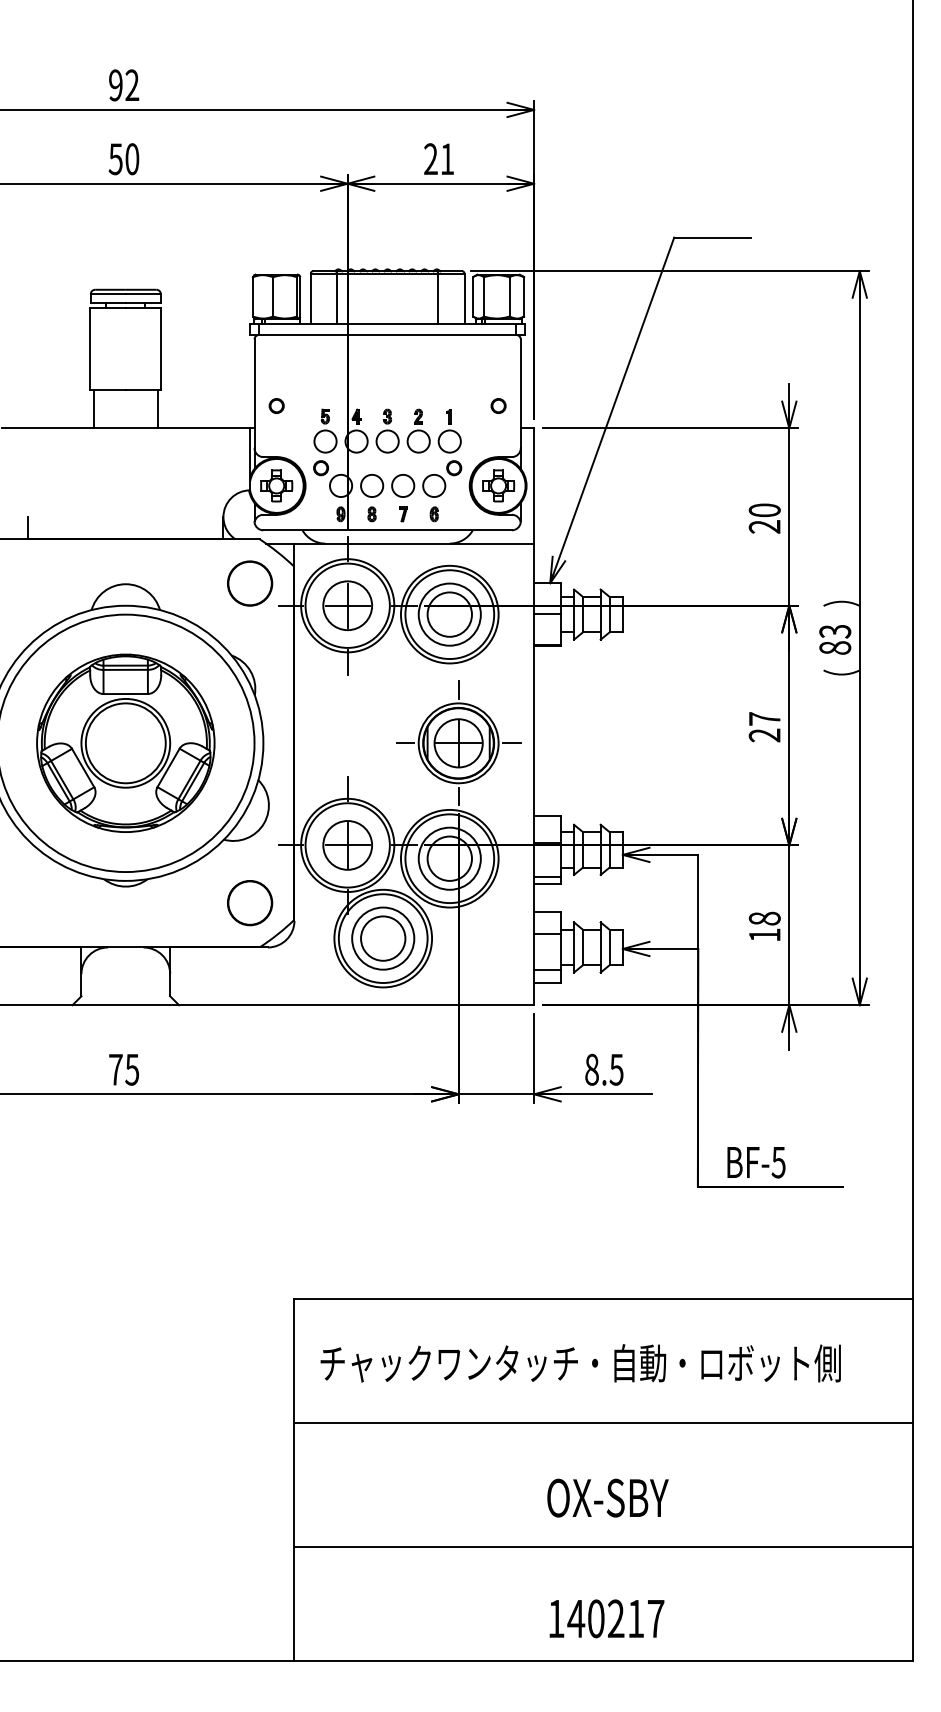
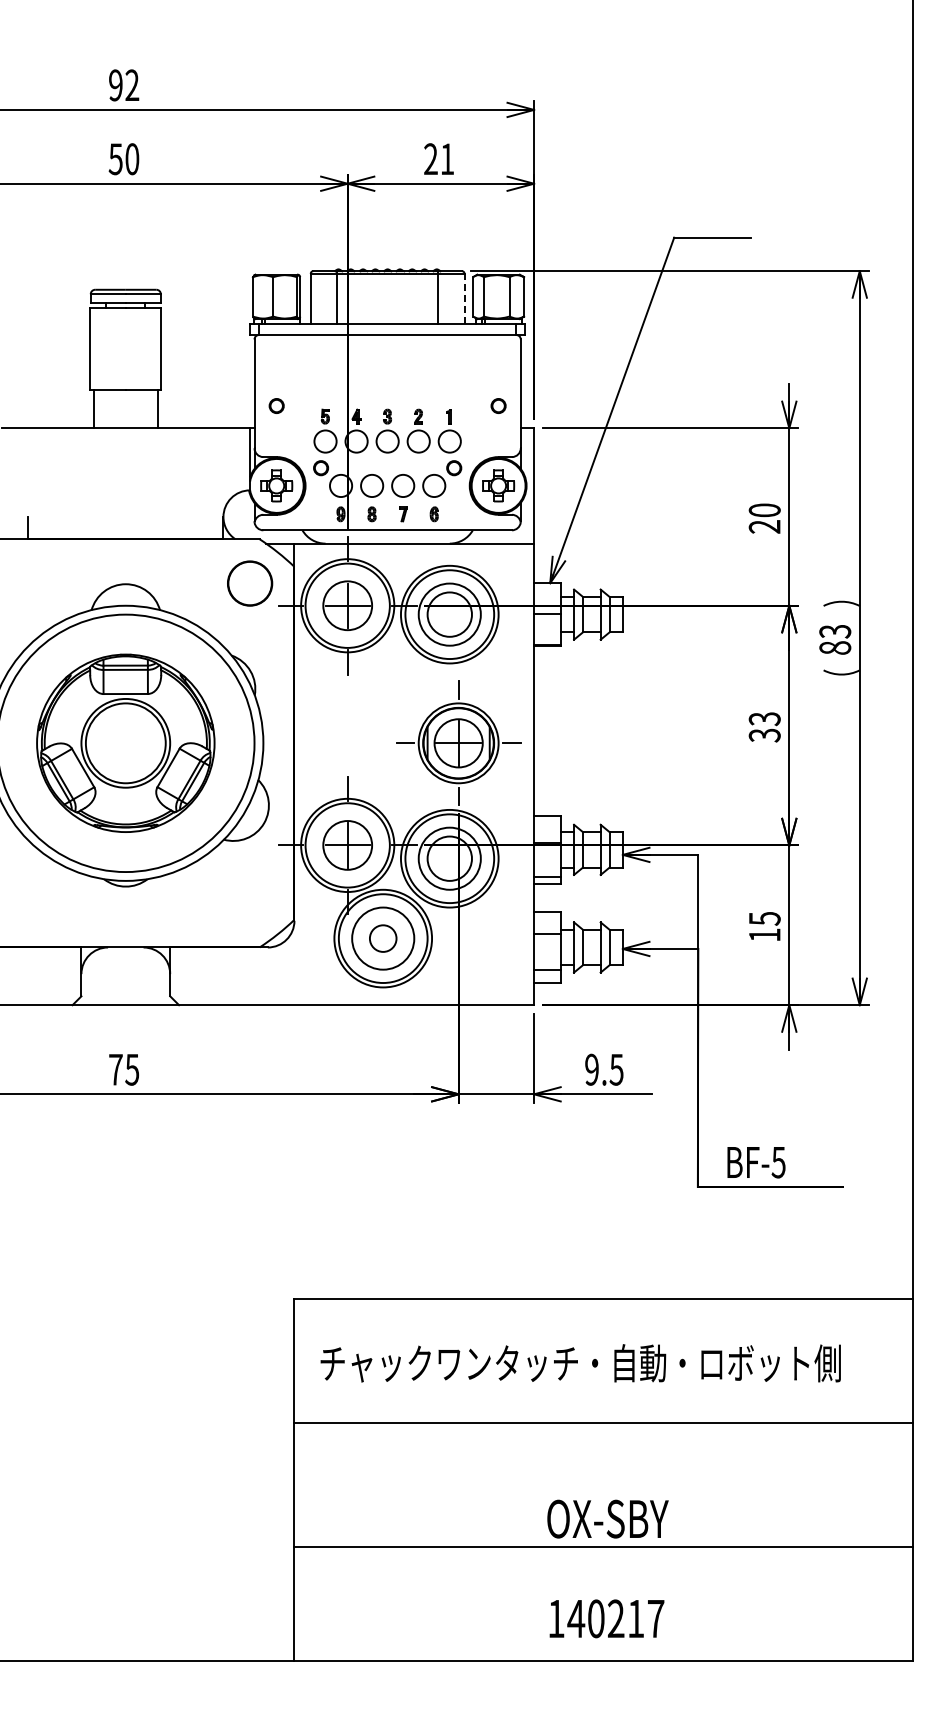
line: solid -> dashed (464, 298)
text: 27 -> 33 (764, 727)
circle: present -> none (250, 903)
text: 18 -> 15 (764, 918)
circle diameter: 44 px -> 27 px (382, 938)
text: 8.5 -> 9.5 (591, 1069)
text position: (607, 1497) -> (607, 1518) (607, 1518)
